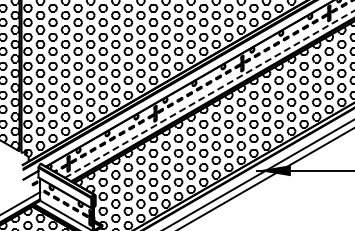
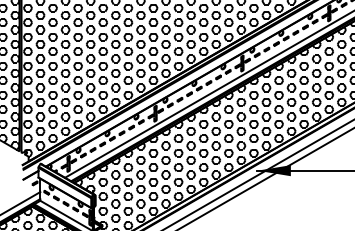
line: dashed -> solid (210, 93)
